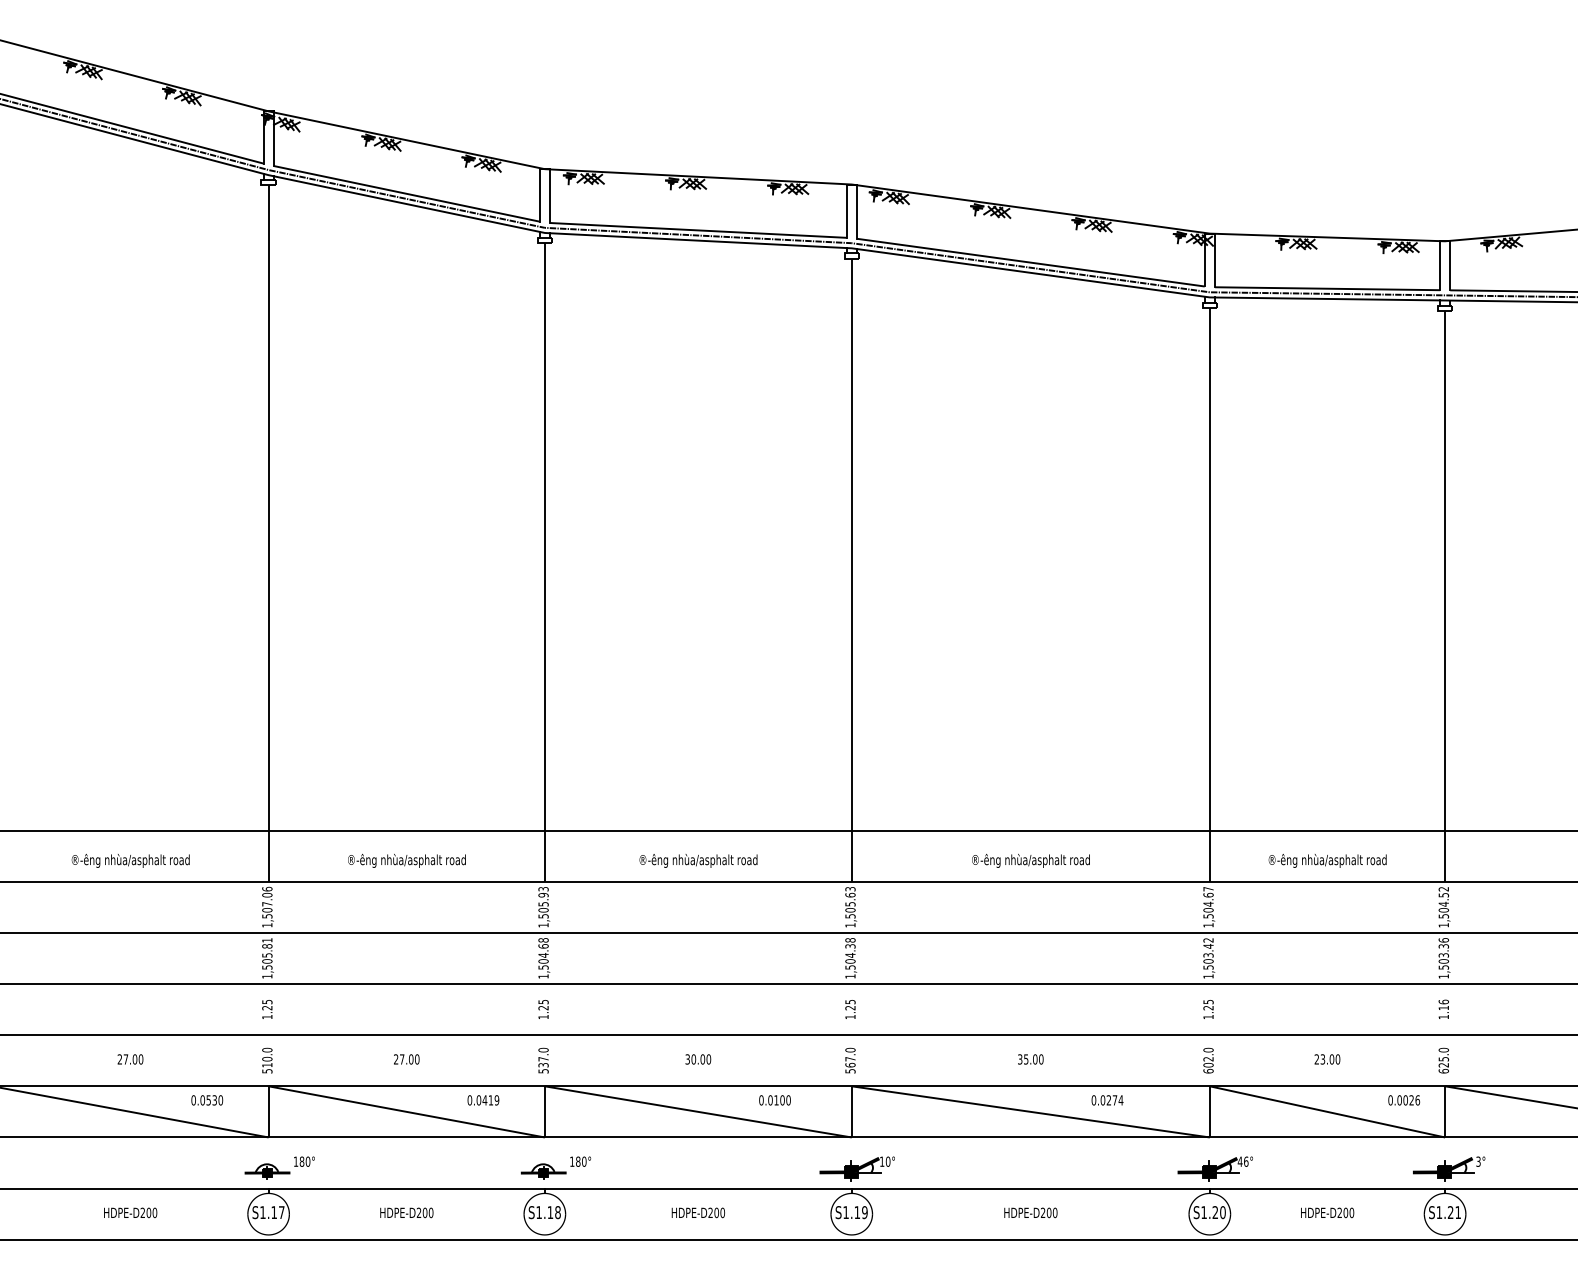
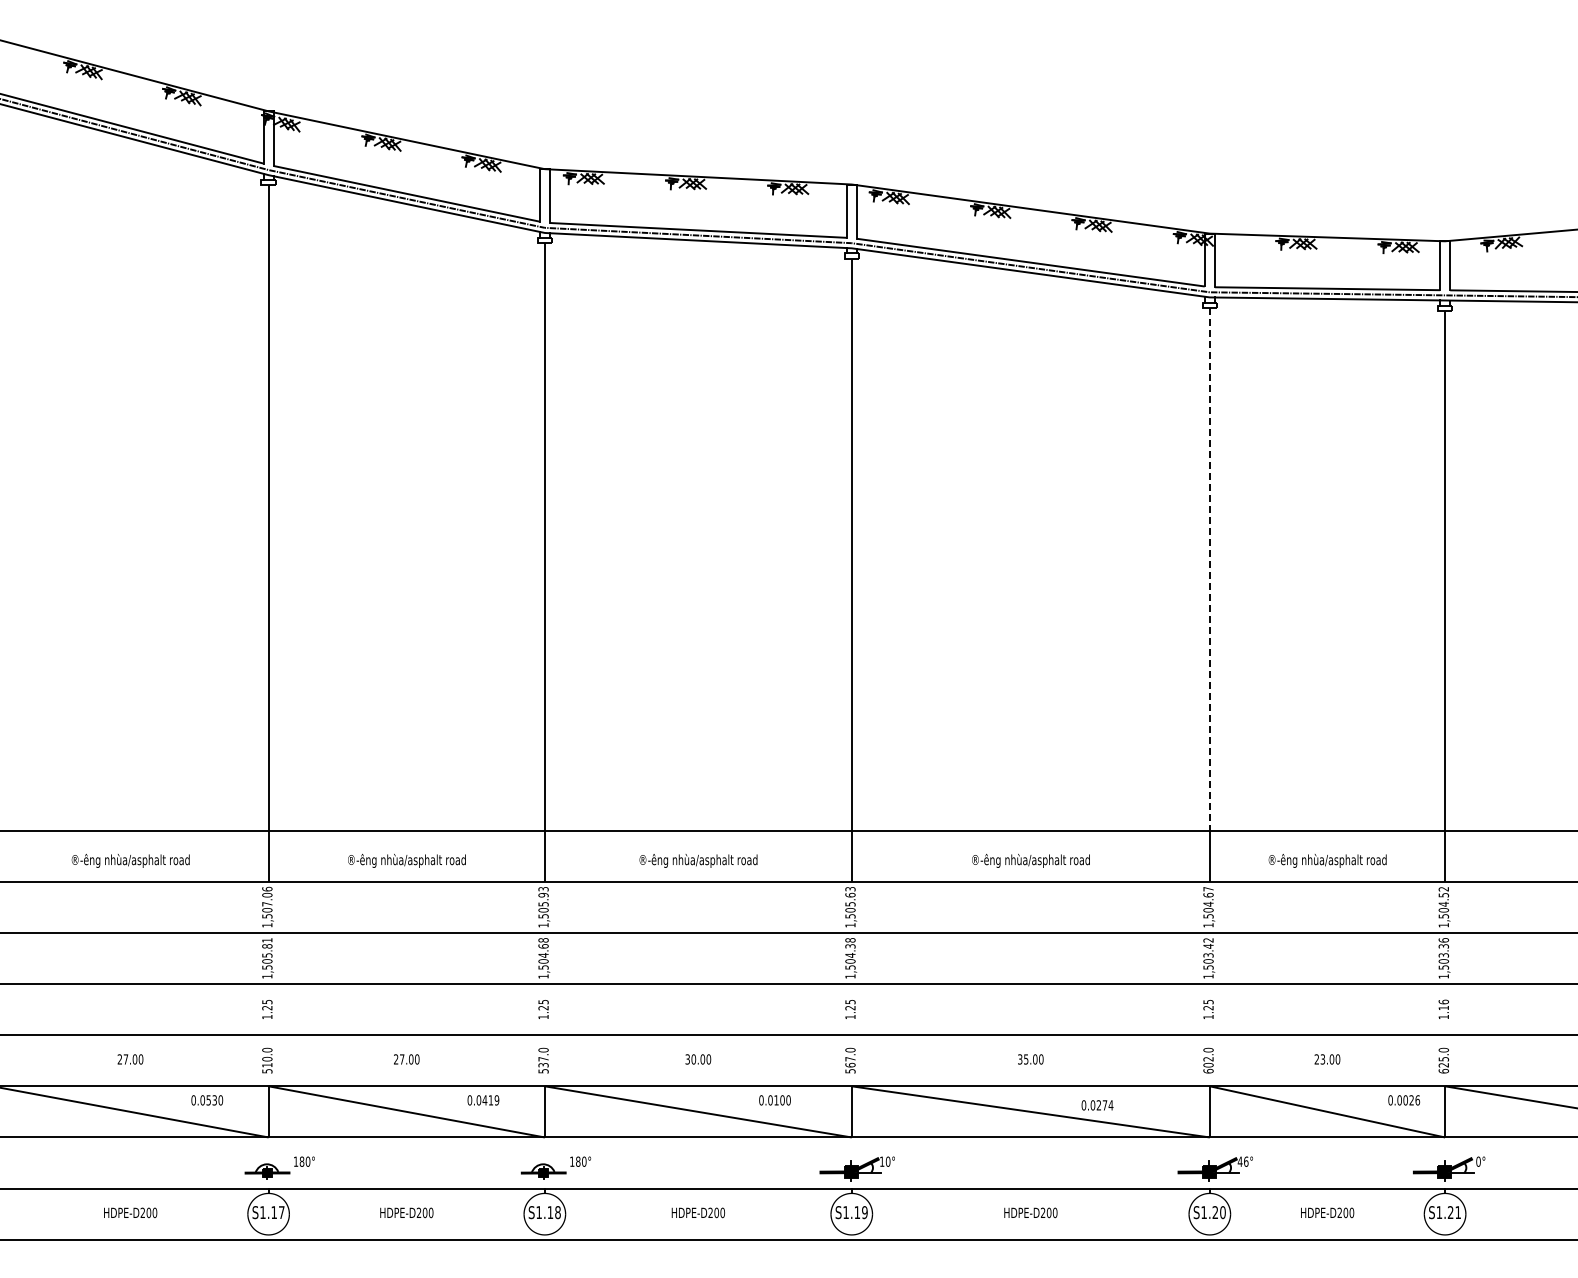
line: solid -> dashed (1209, 569)
text position: (1107, 1100) -> (1097, 1105) (1097, 1105)
text: 3° -> 0° (1478, 1161)
